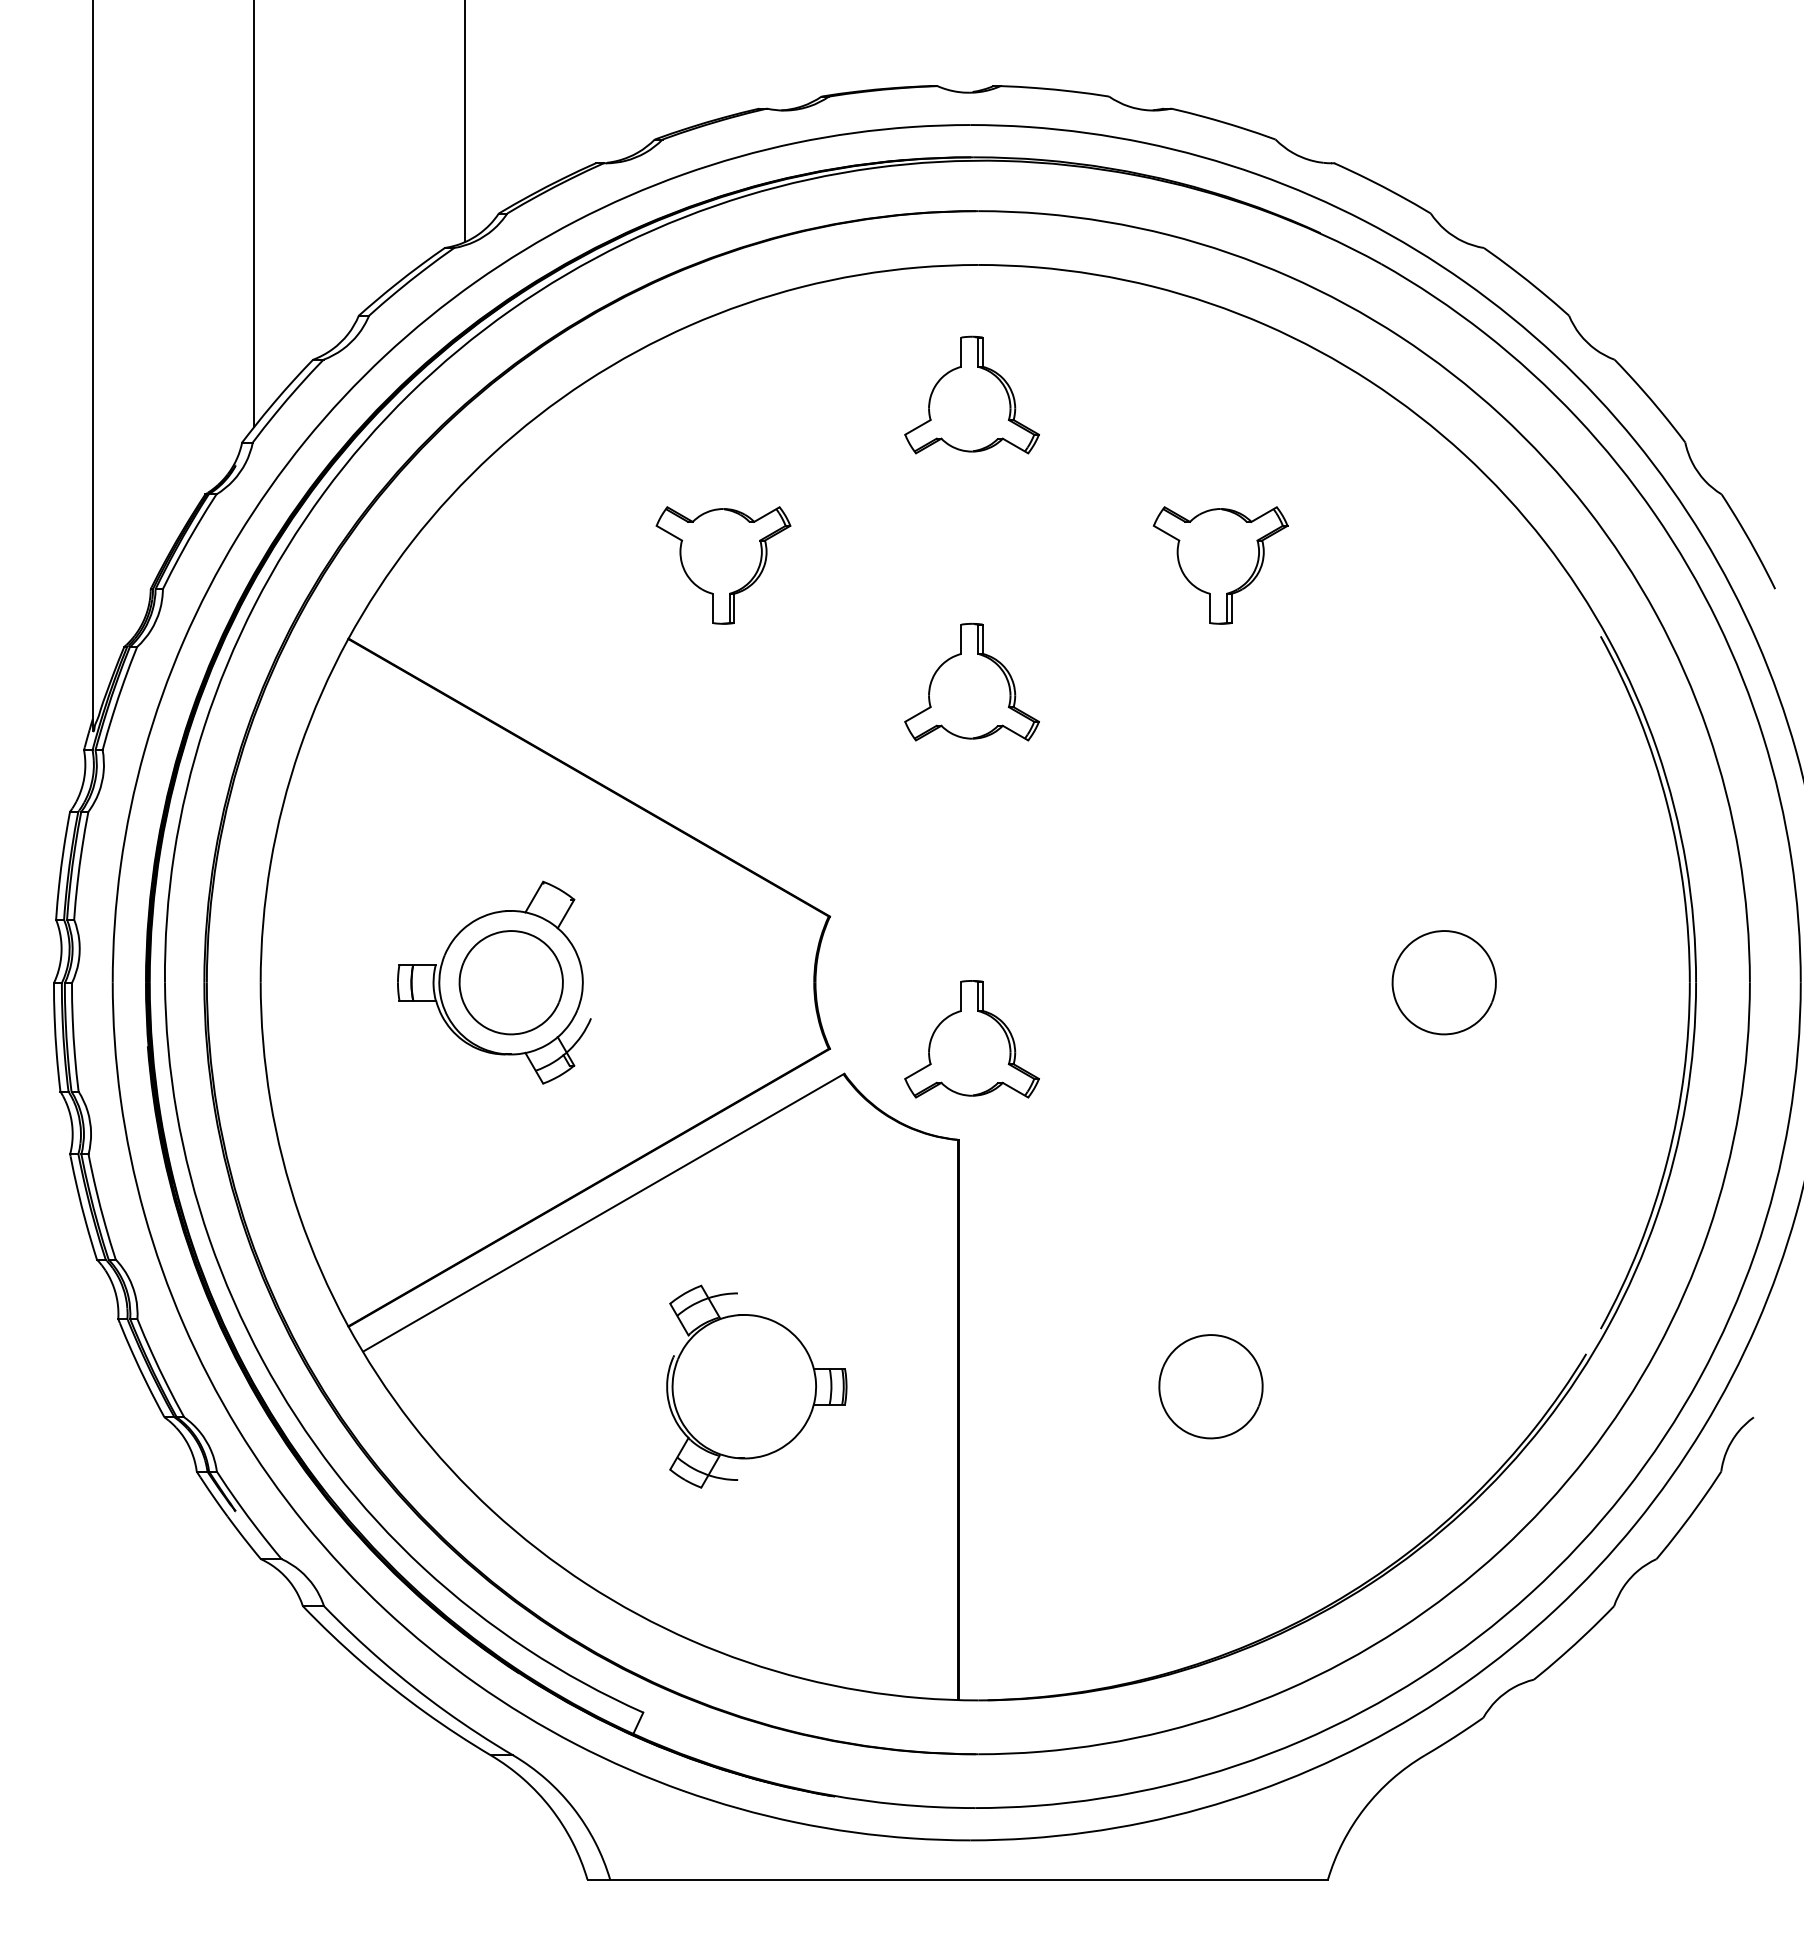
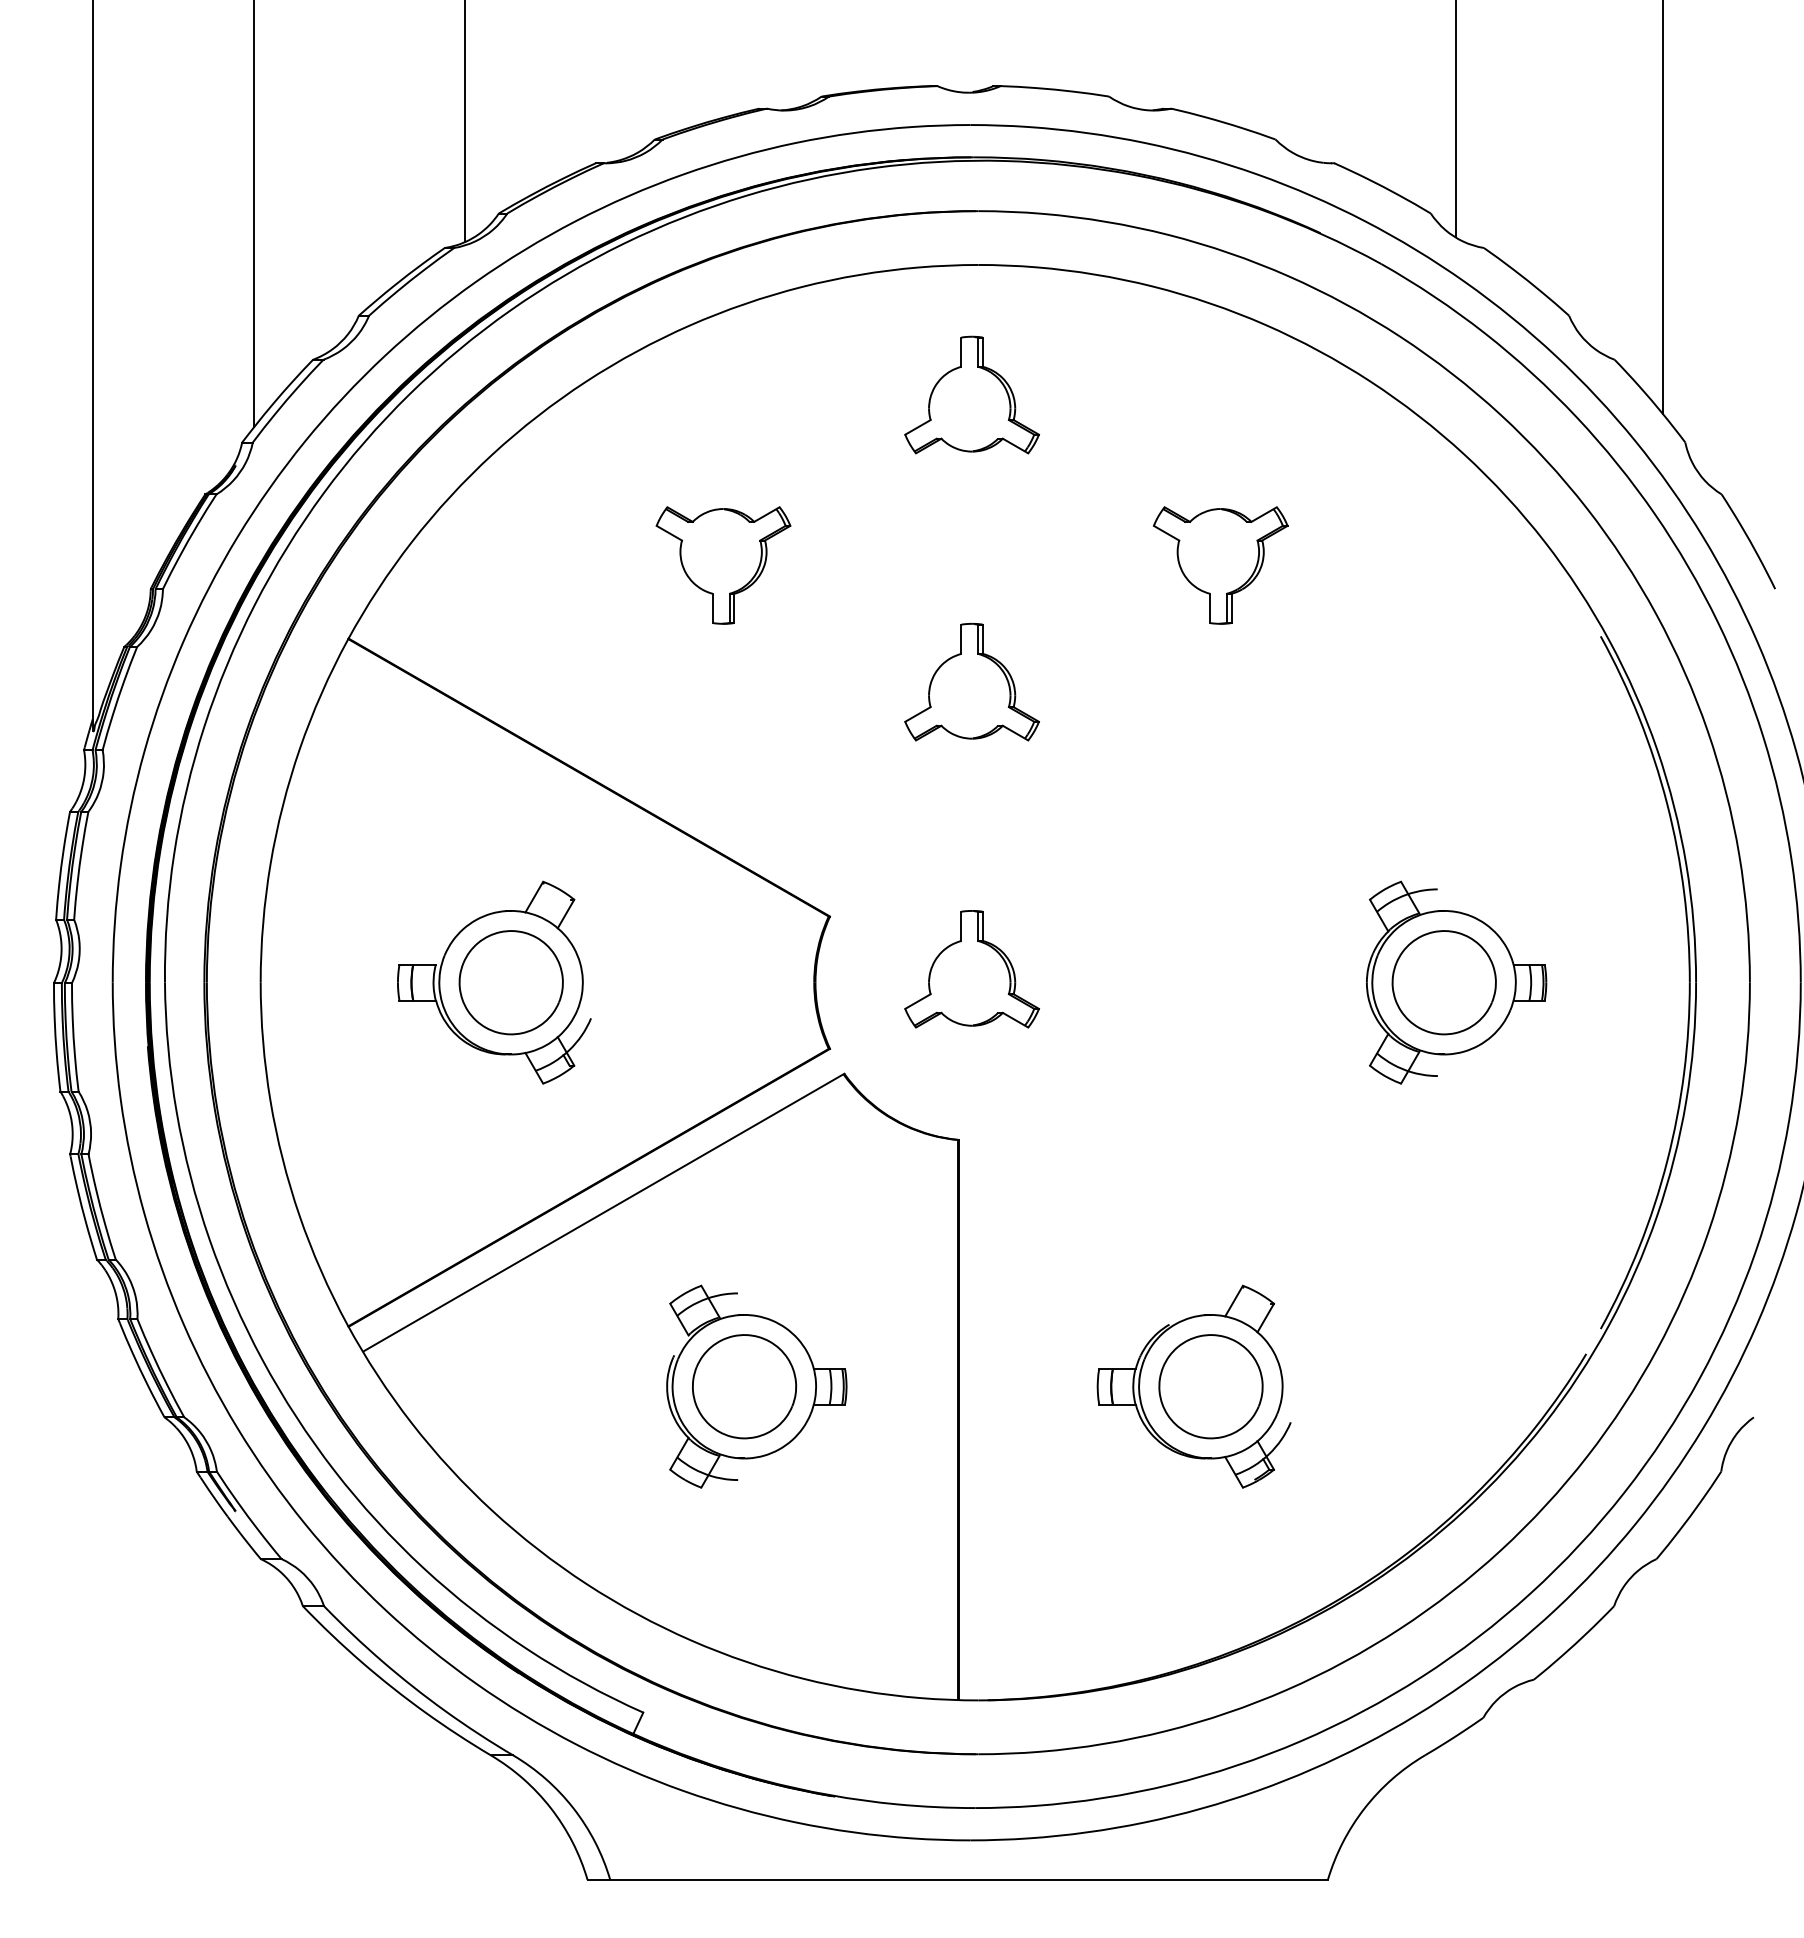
line: none -> present (1455, 119)
line: none -> present (1663, 208)
part: none -> present (1456, 982)
part position: (971, 1039) -> (971, 969) (971, 969)
part: none -> present (744, 1386)
part: none -> present (1193, 1386)
